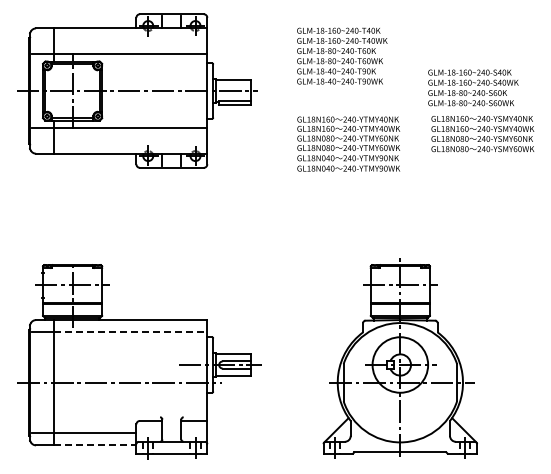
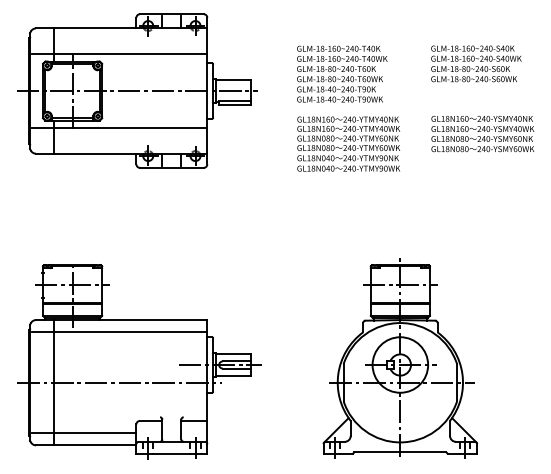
text position: (342, 55) -> (342, 73) (342, 73)
text position: (473, 87) -> (476, 63) (476, 63)
line: dashed -> solid (130, 332)
line: dashed -> solid (95, 445)
